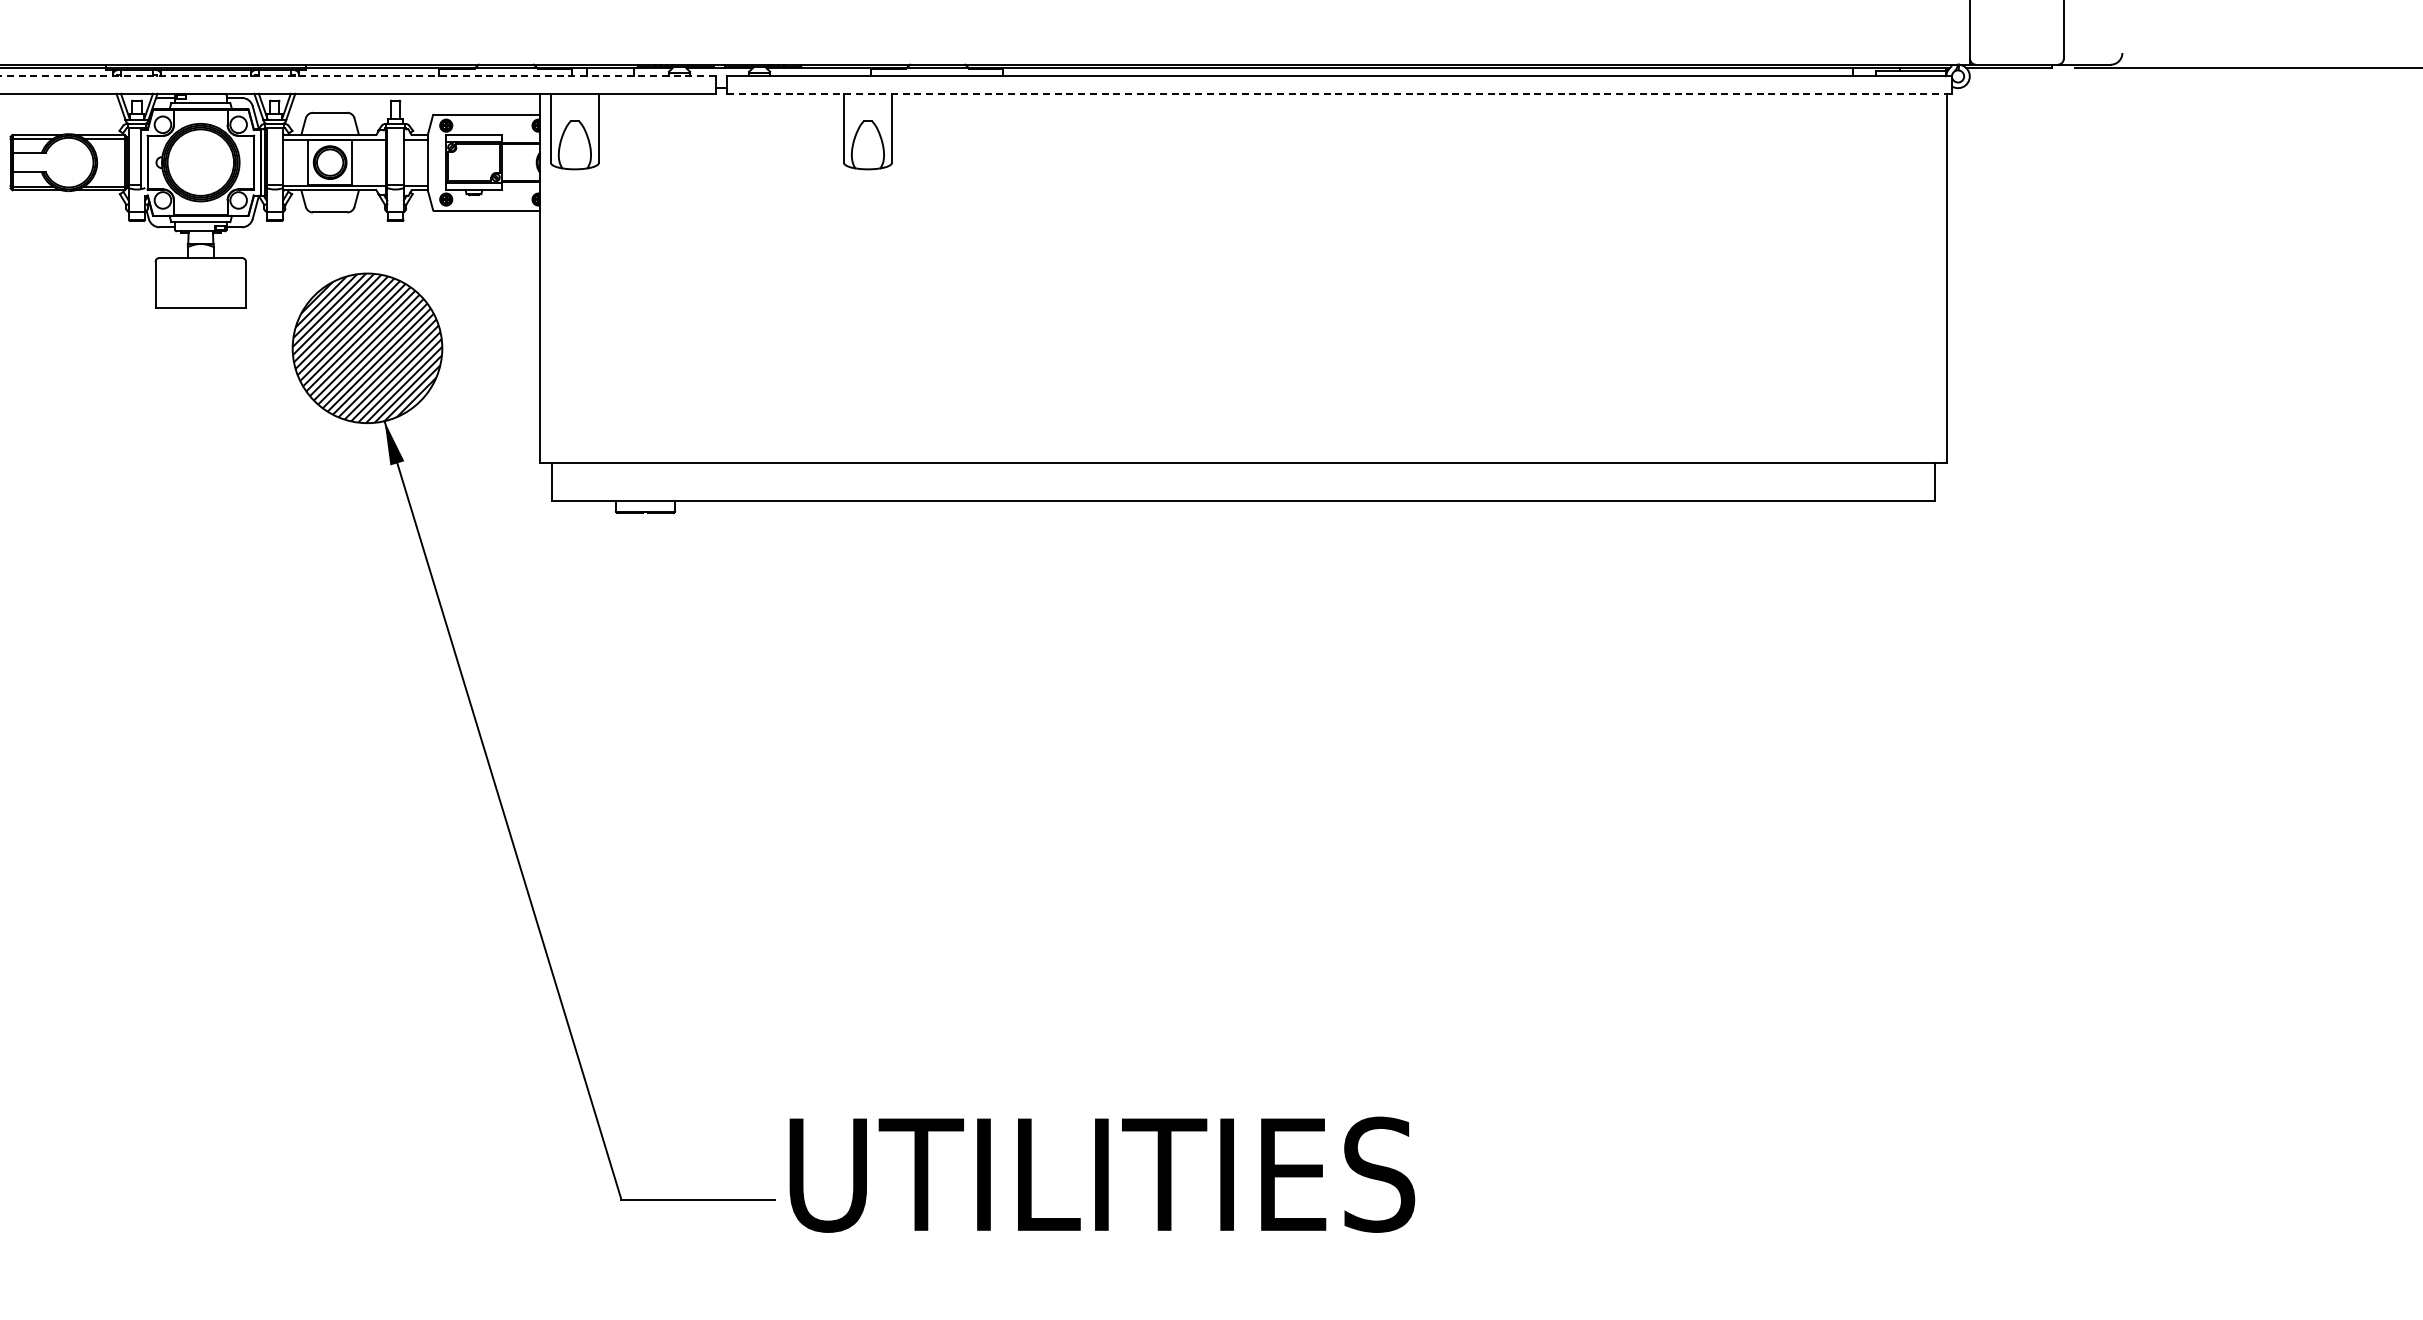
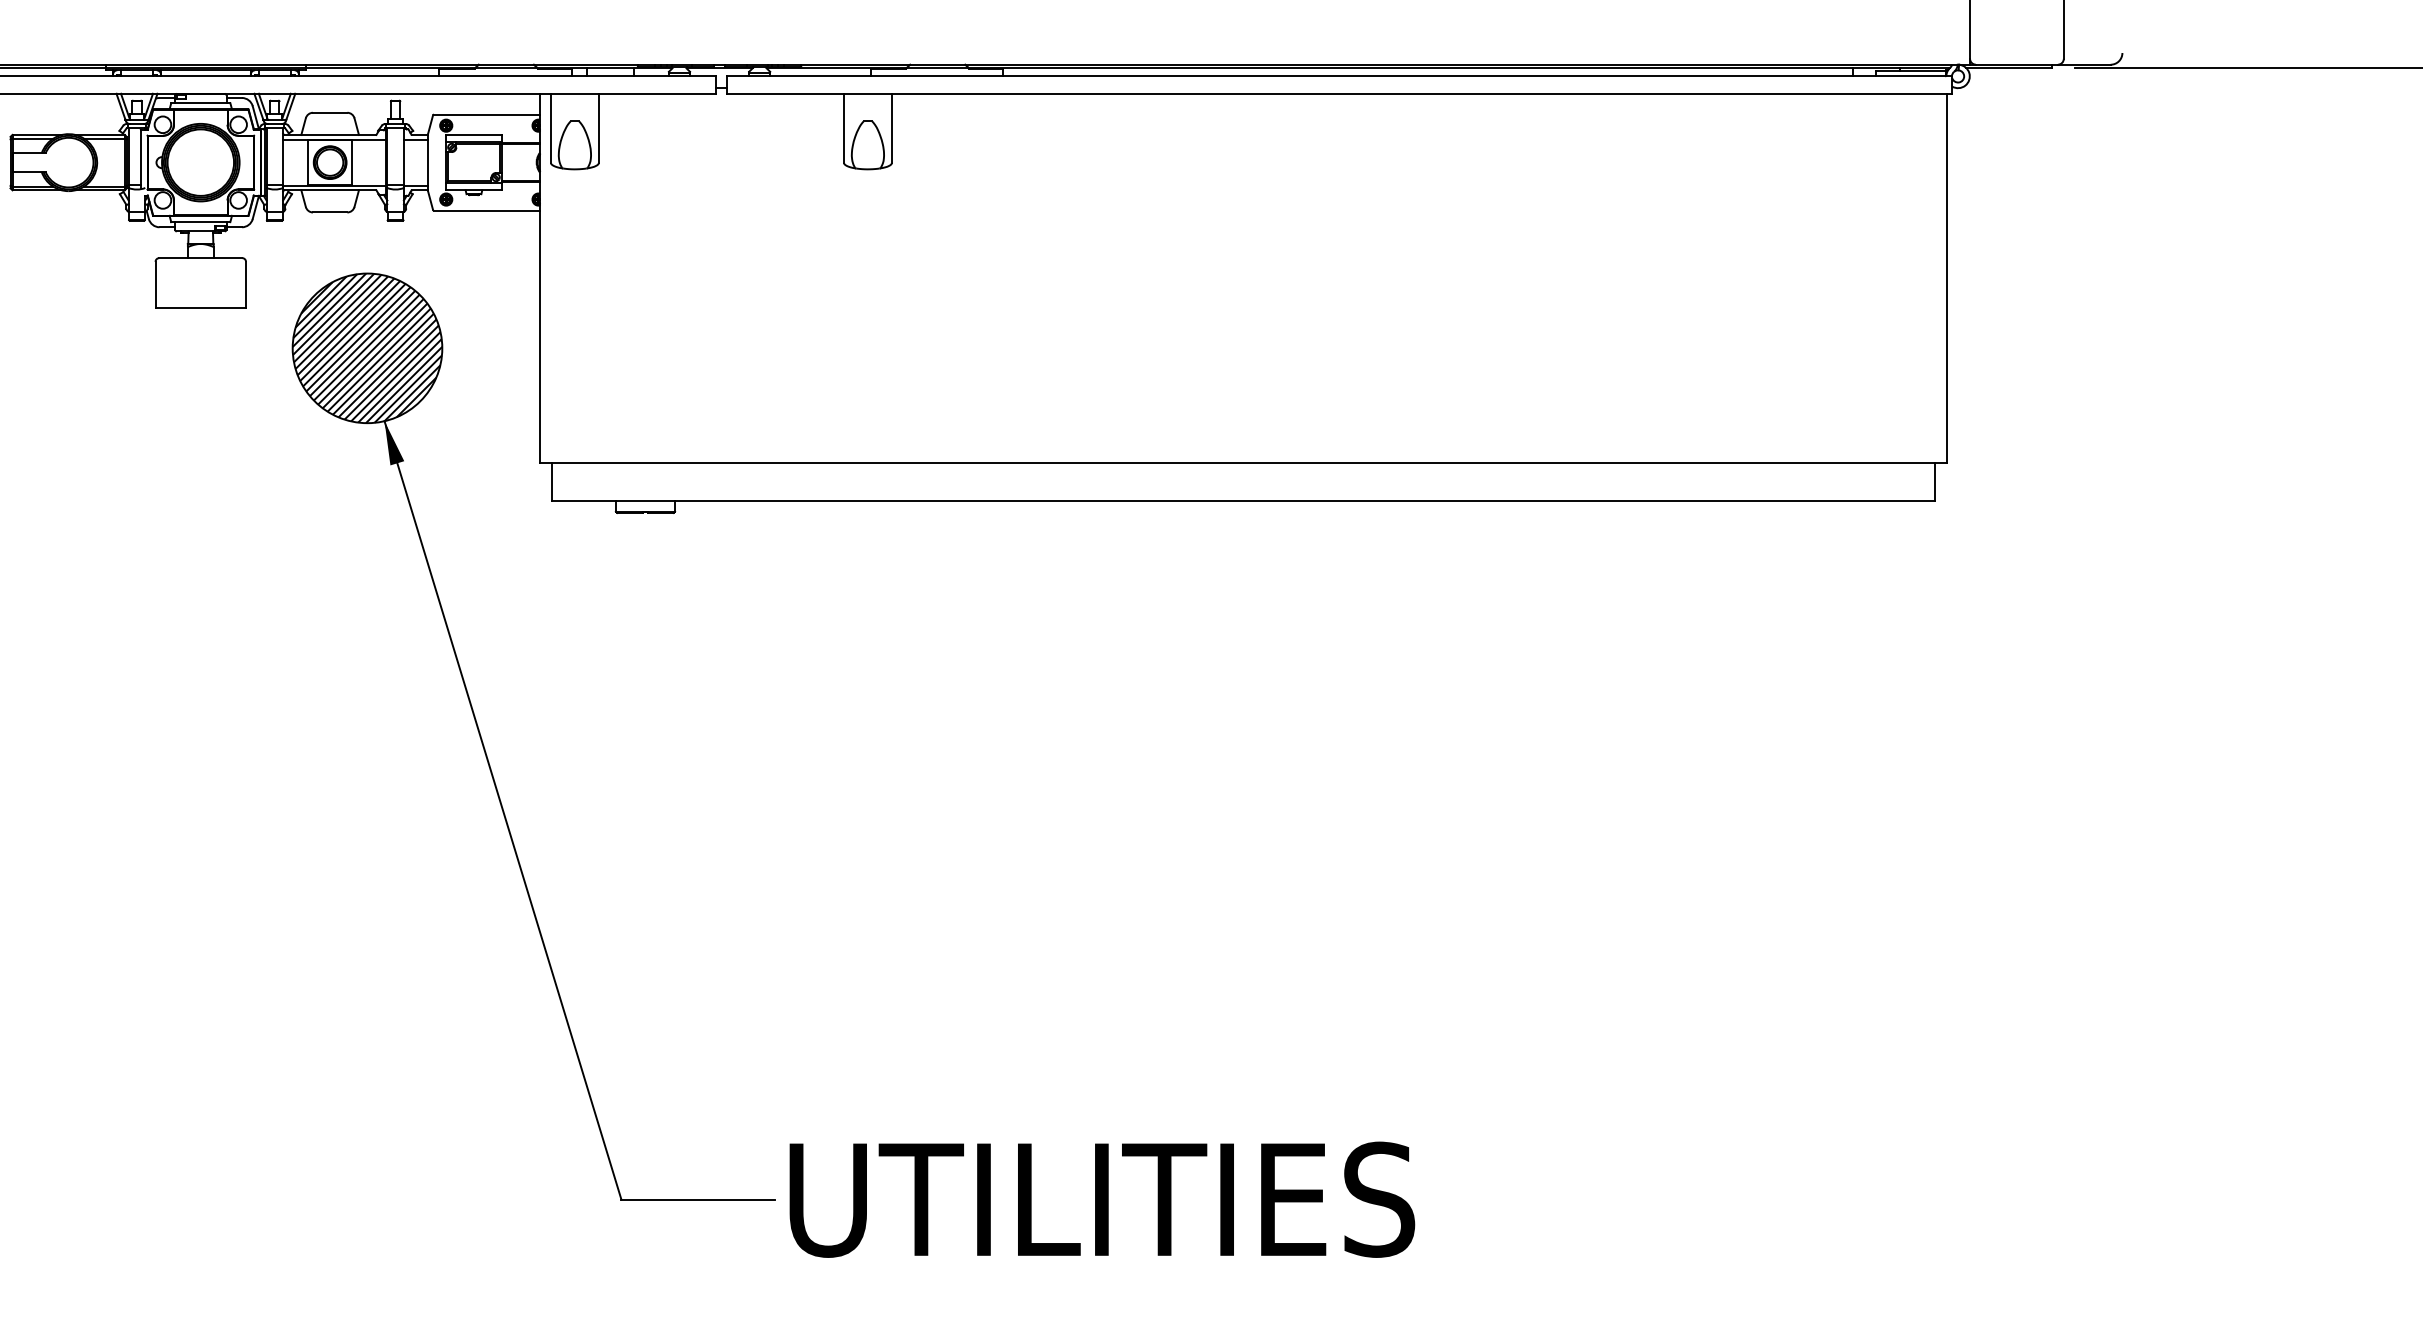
line: dashed -> solid (357, 76)
line: dashed -> solid (1340, 93)
text position: (1102, 1174) -> (1102, 1199) (1102, 1199)
